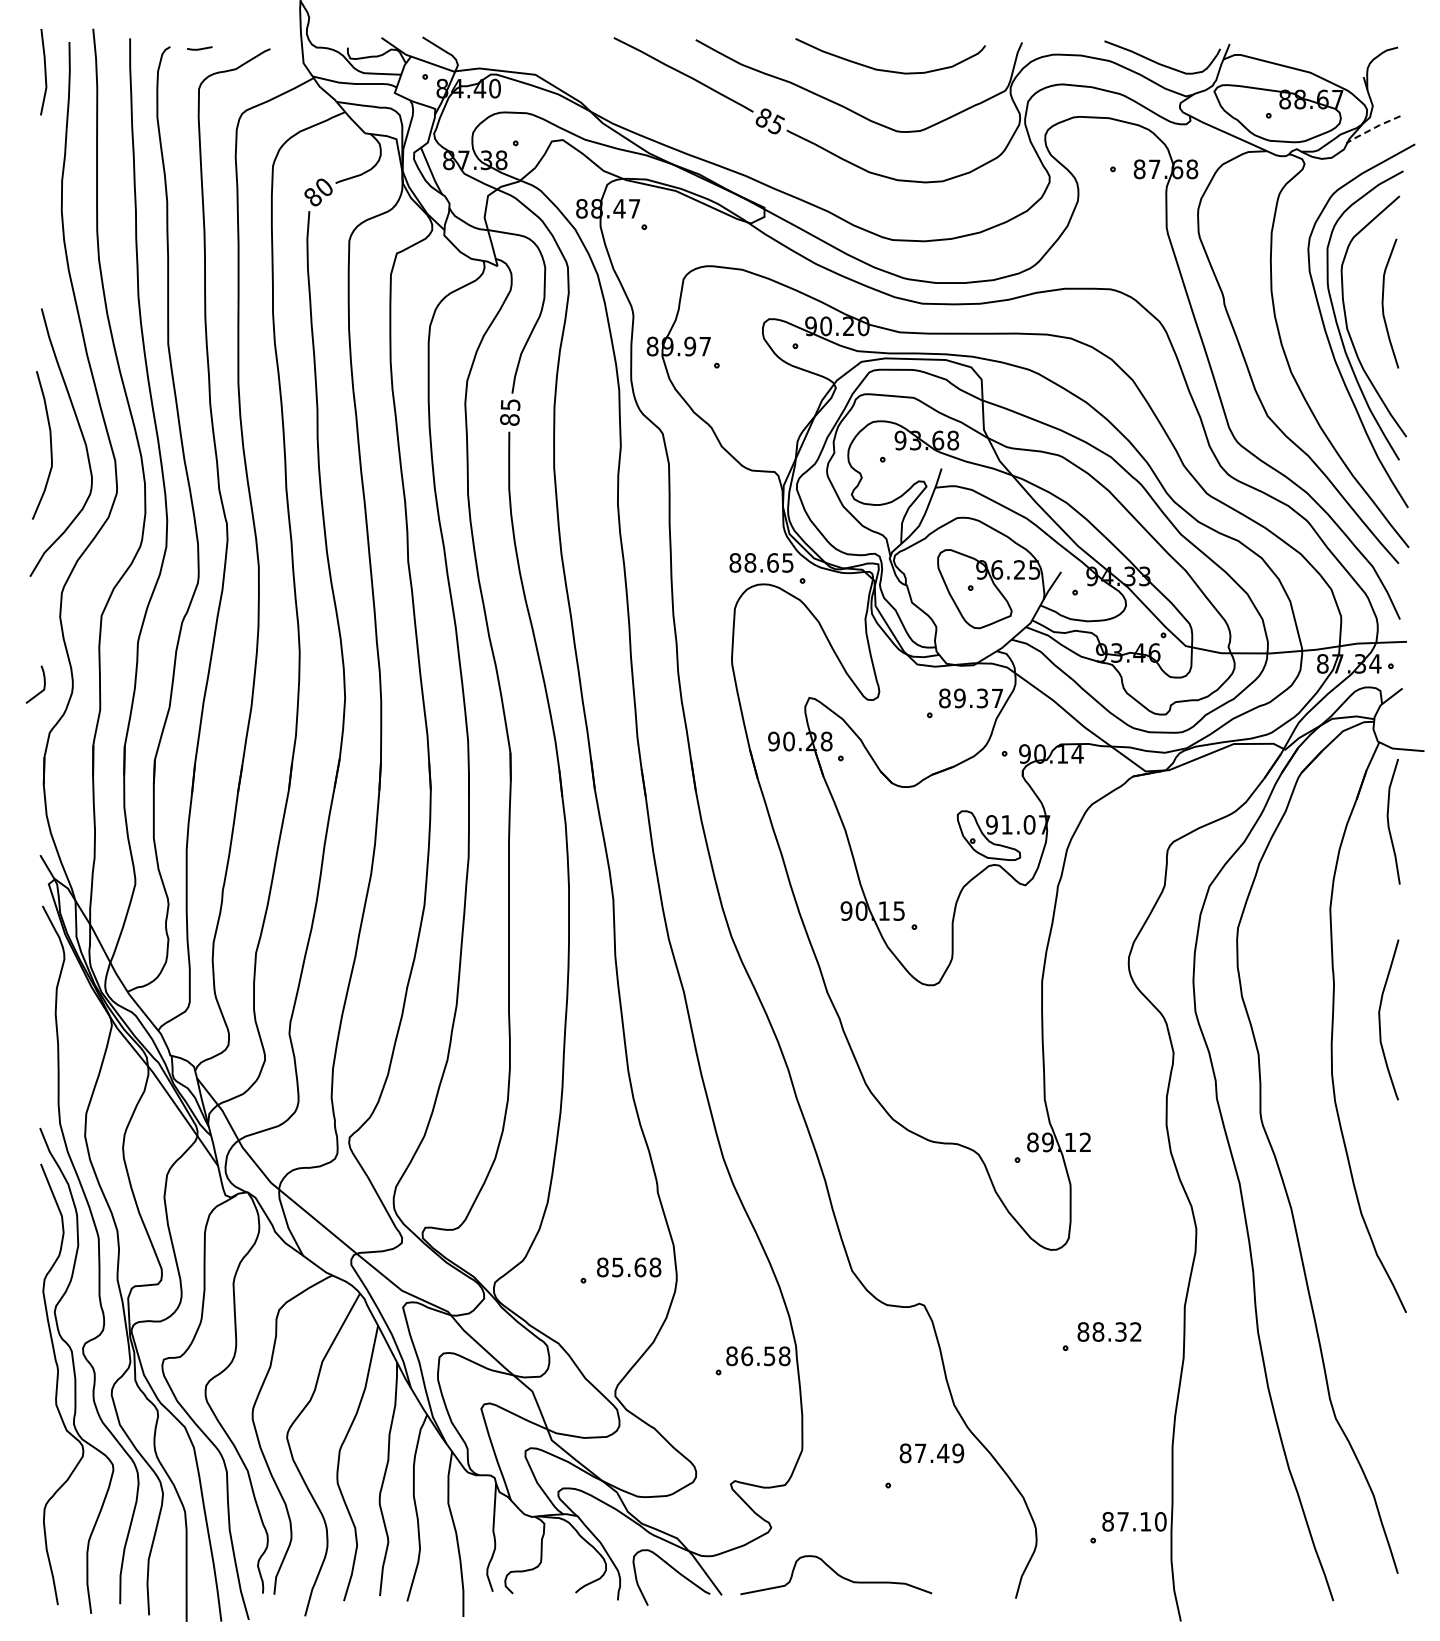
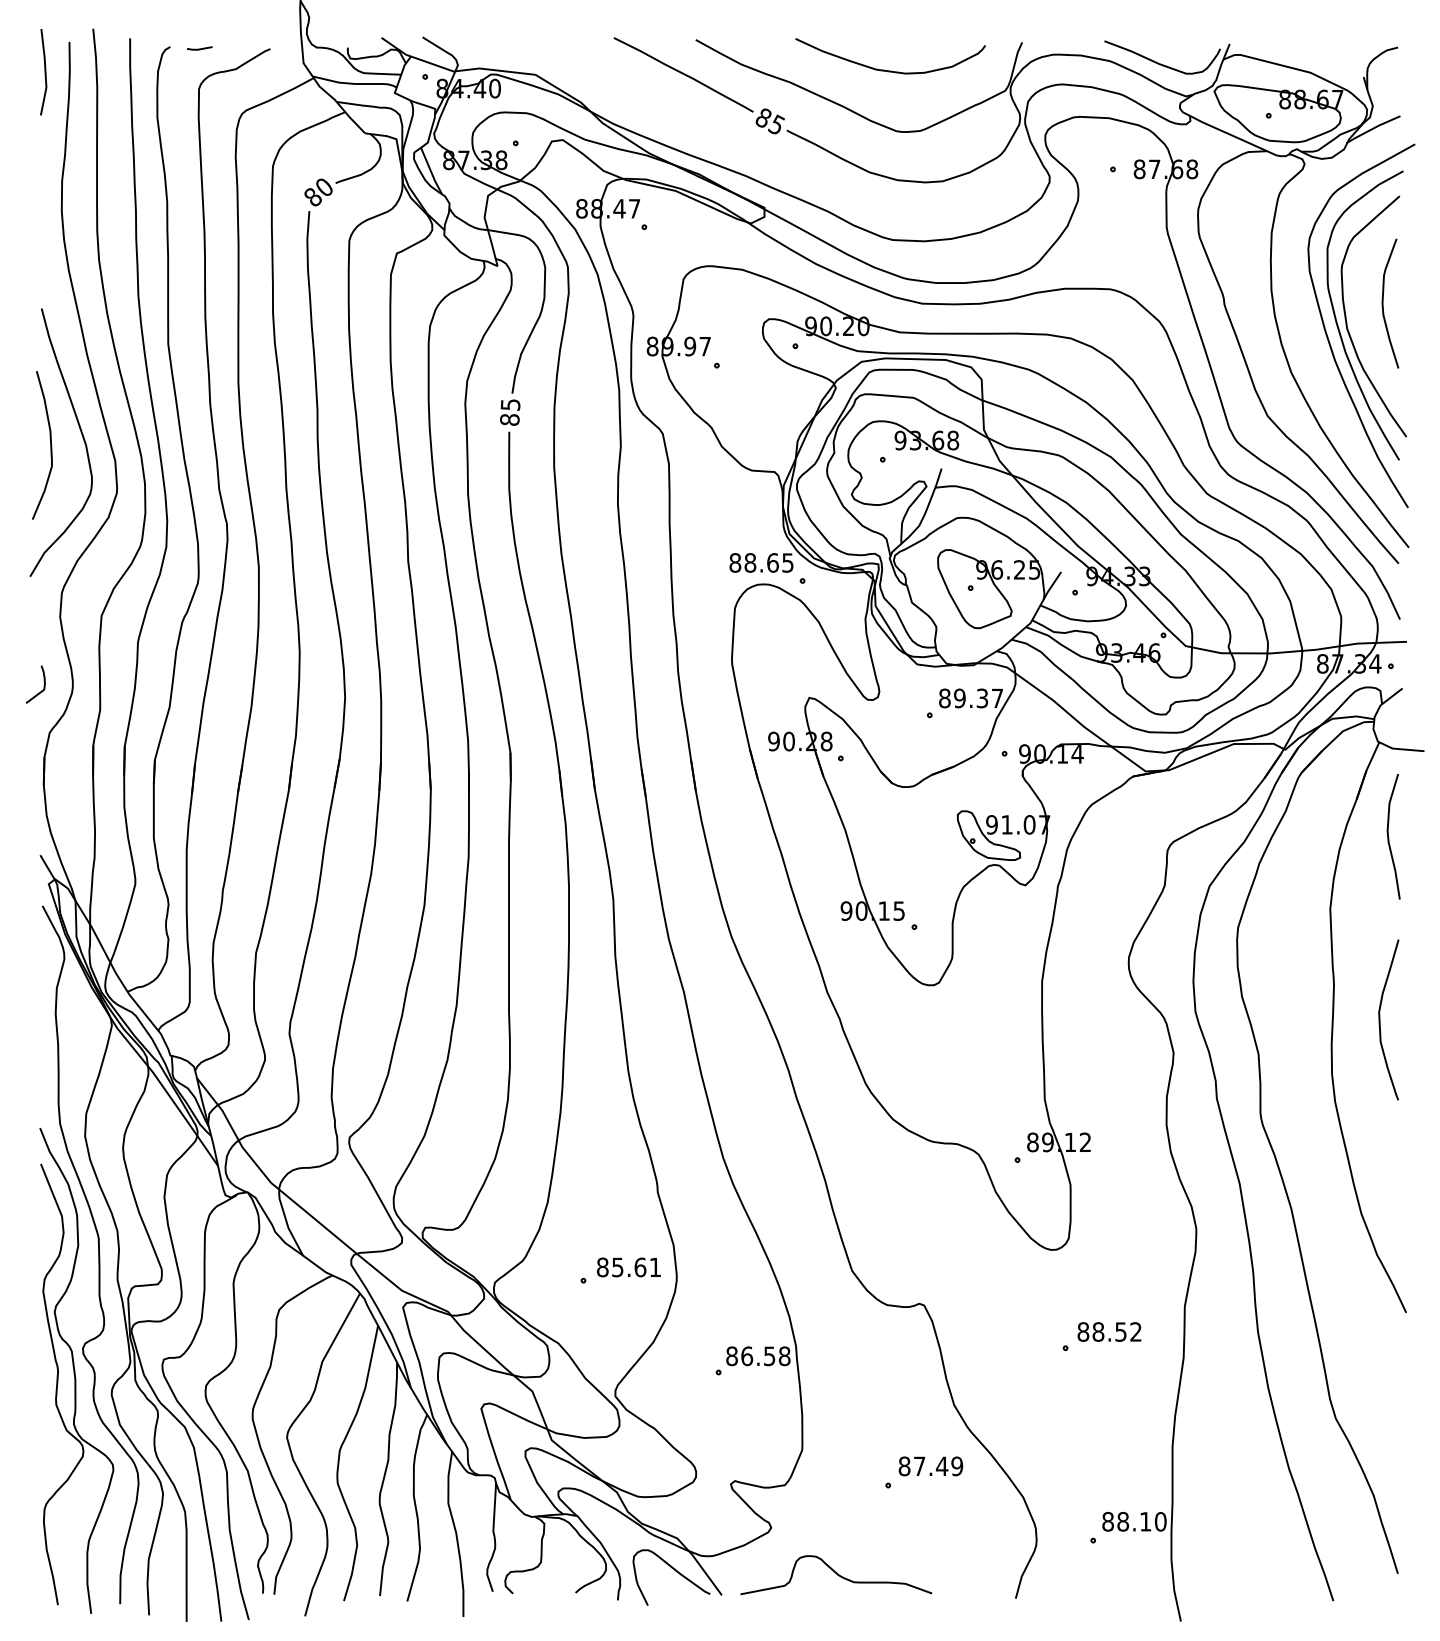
line: dashed -> solid (1373, 128)
curve position: (1389, 822) -> (1389, 837) (1389, 837)
text: 85.68 -> 85.61 (655, 1267)
text: 88.32 -> 88.52 (1120, 1331)
text position: (931, 1453) -> (930, 1466) (930, 1466)
text: 87.10 -> 88.10 (1123, 1521)
